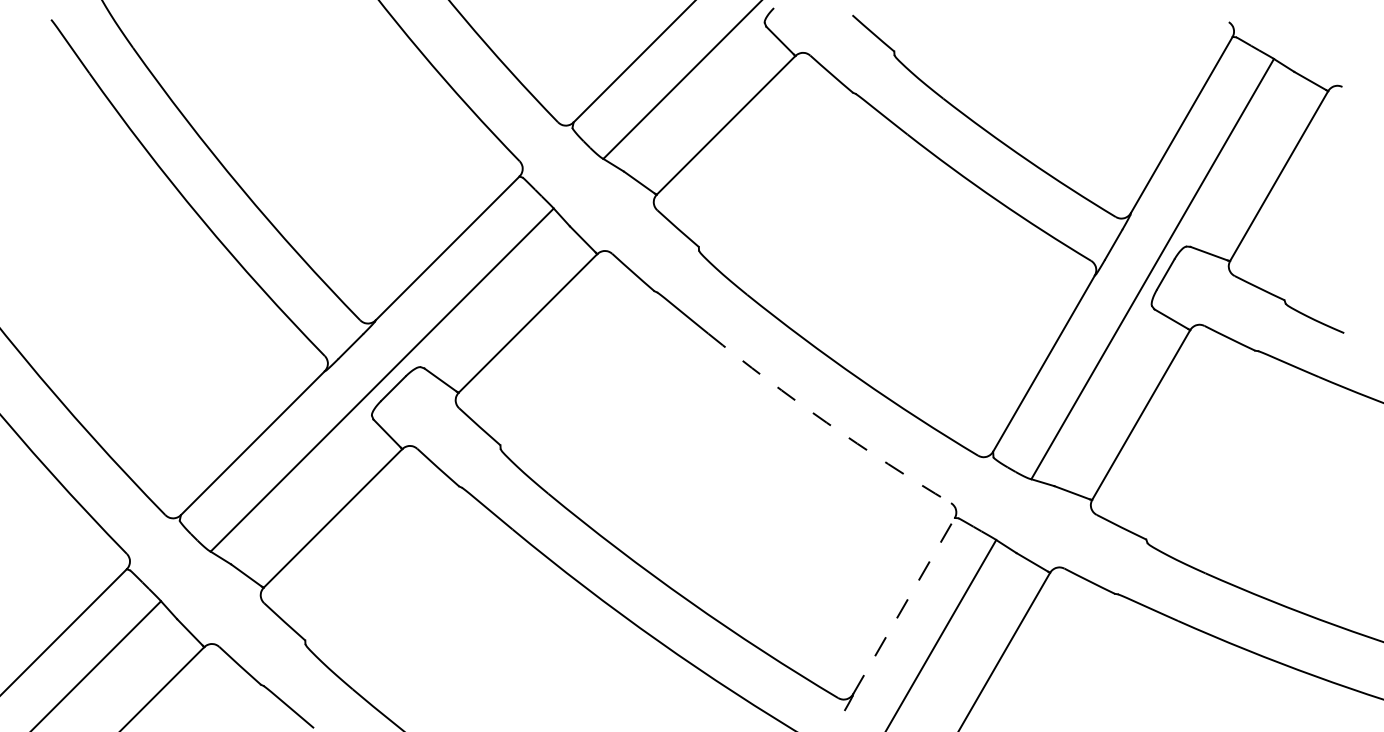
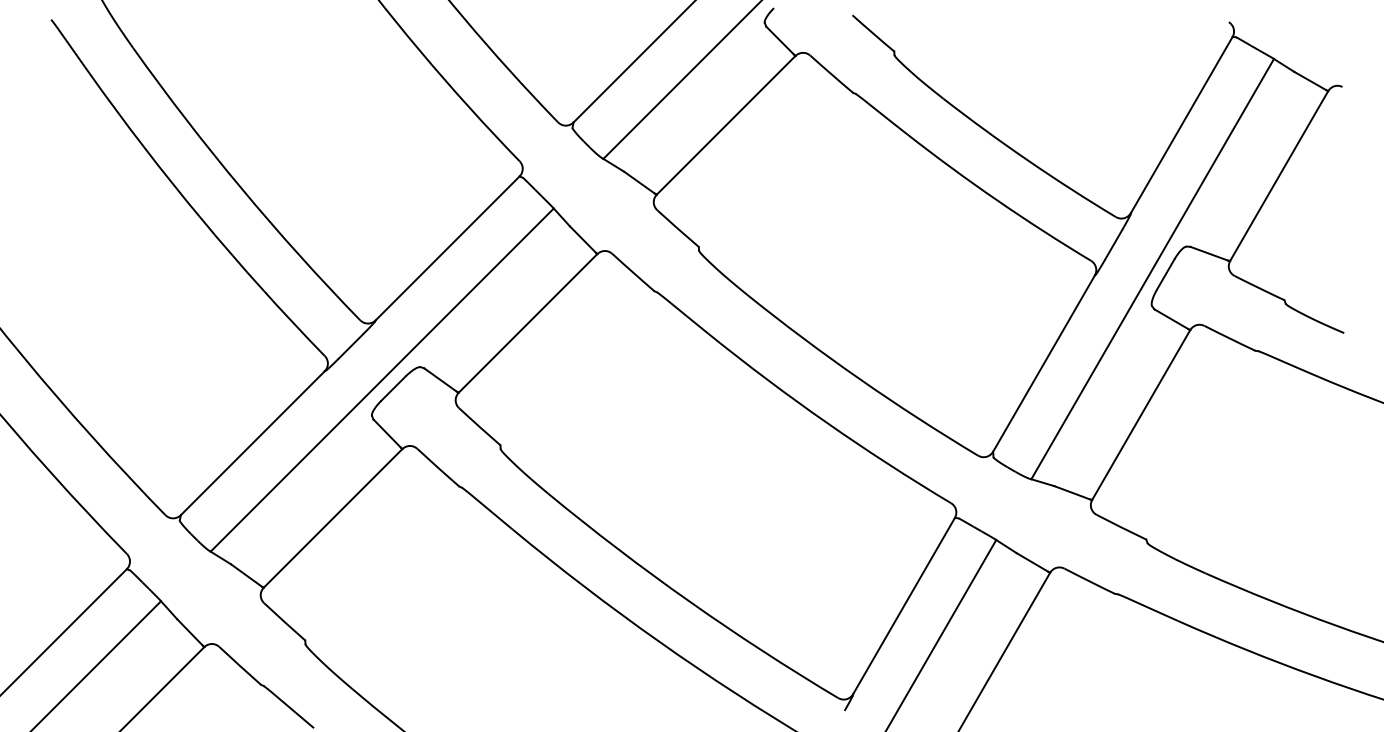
arc: dashed -> solid (826, 422)
line: dashed -> solid (904, 606)
